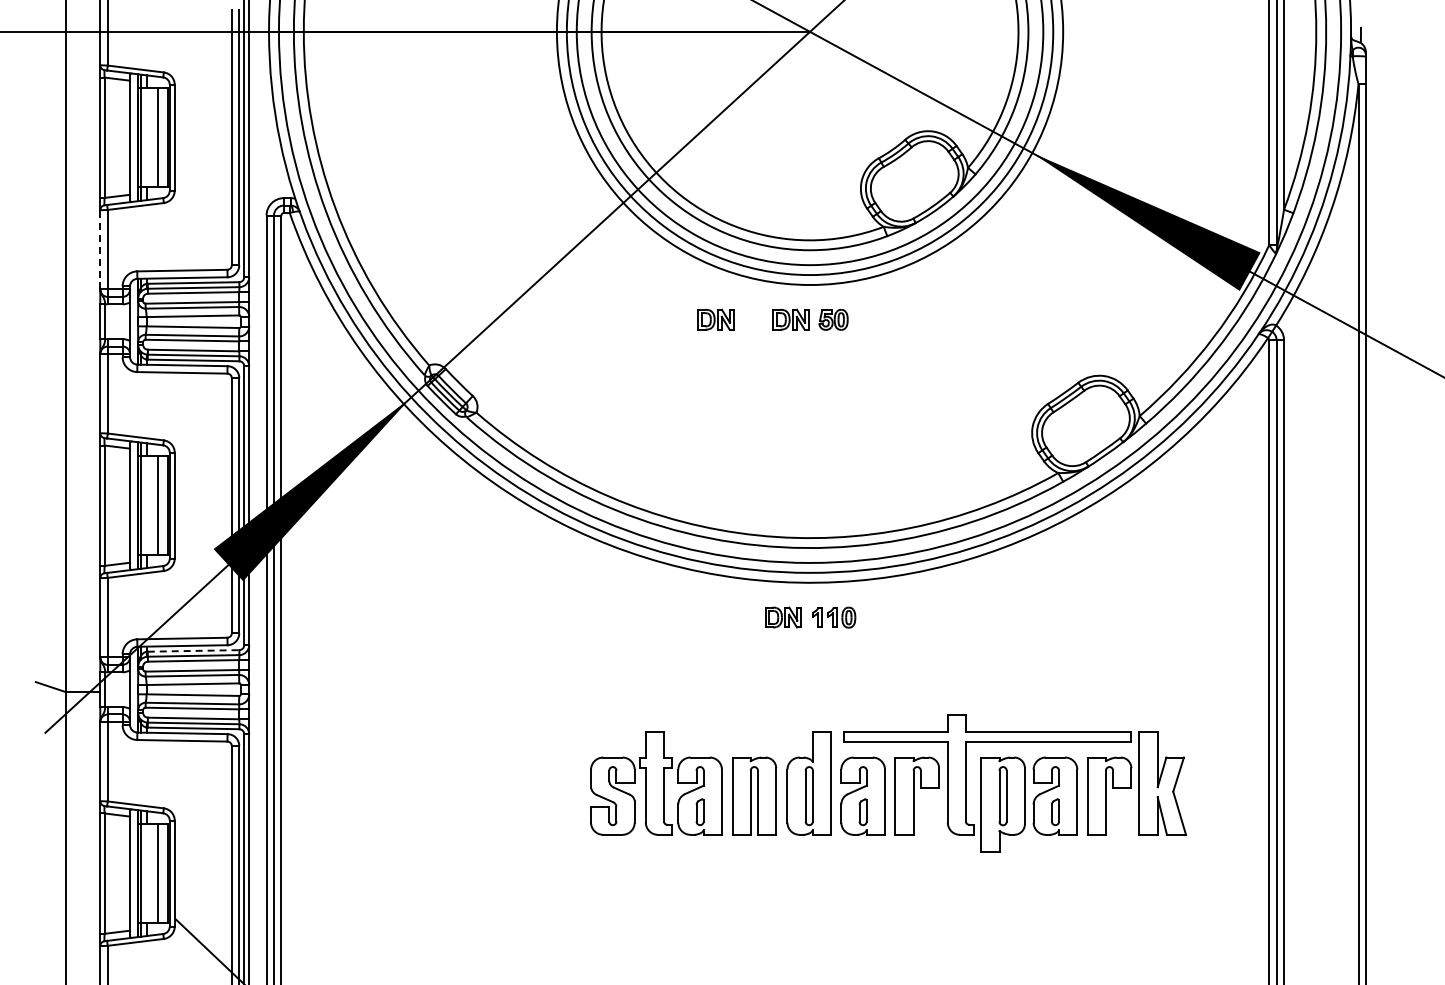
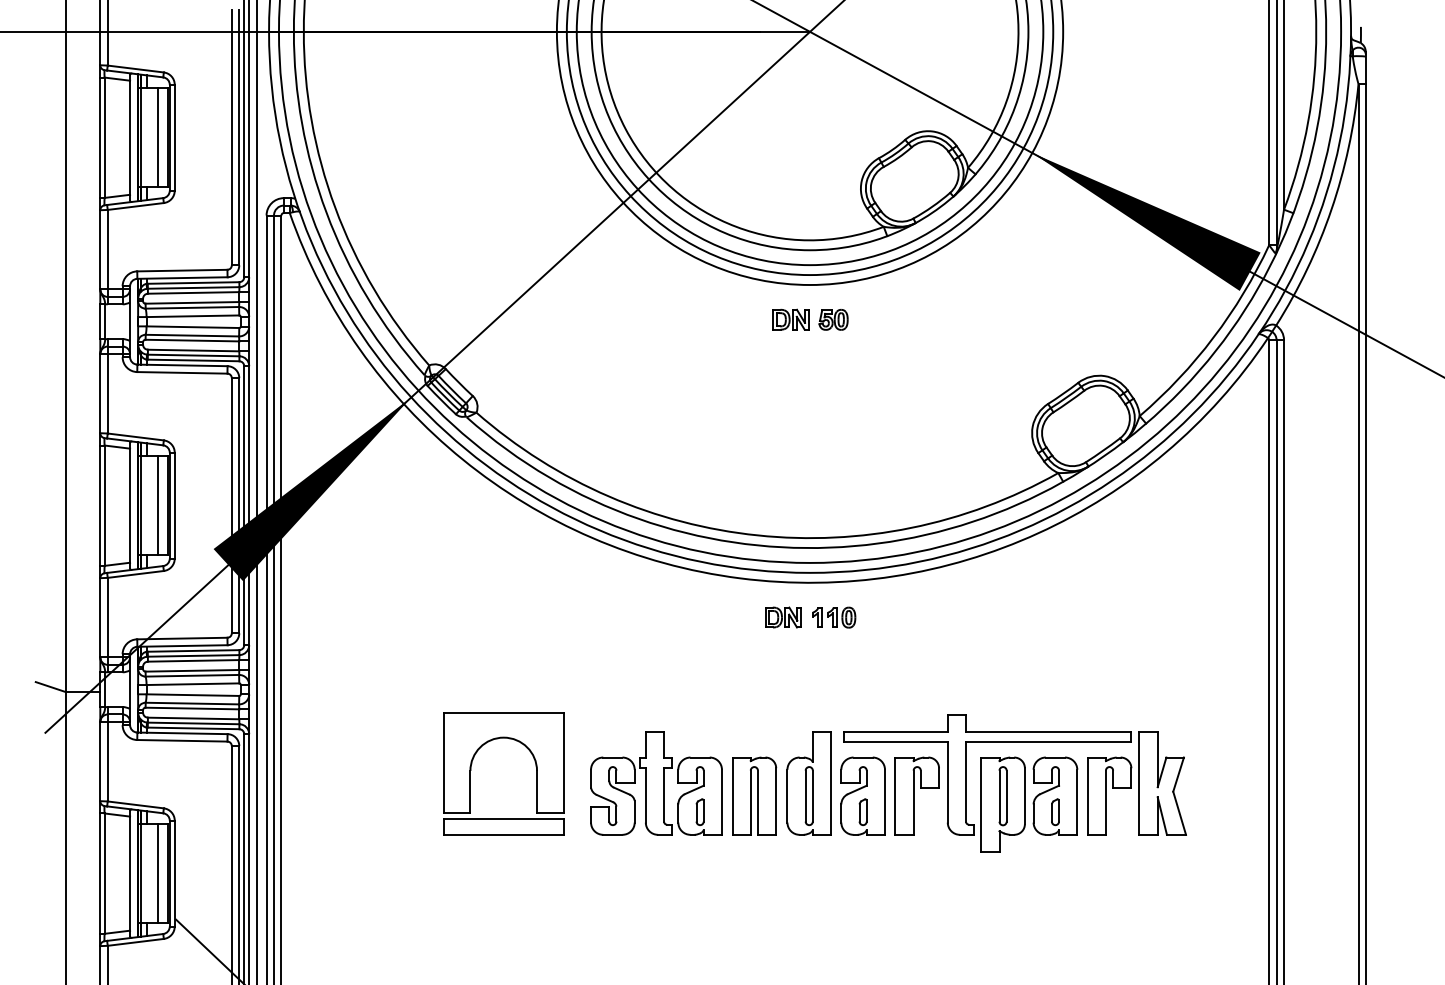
line: dashed -> solid (100, 249)
part: present -> none (715, 319)
line: none -> present (256, 491)
line: dashed -> solid (193, 650)
part: none -> present (471, 770)
